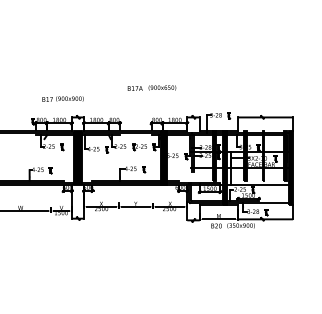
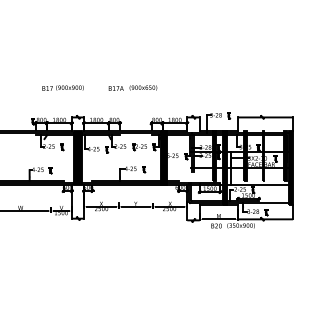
text position: (151, 87) -> (132, 87) (132, 87)
text position: (62, 98) -> (62, 87) (62, 87)
